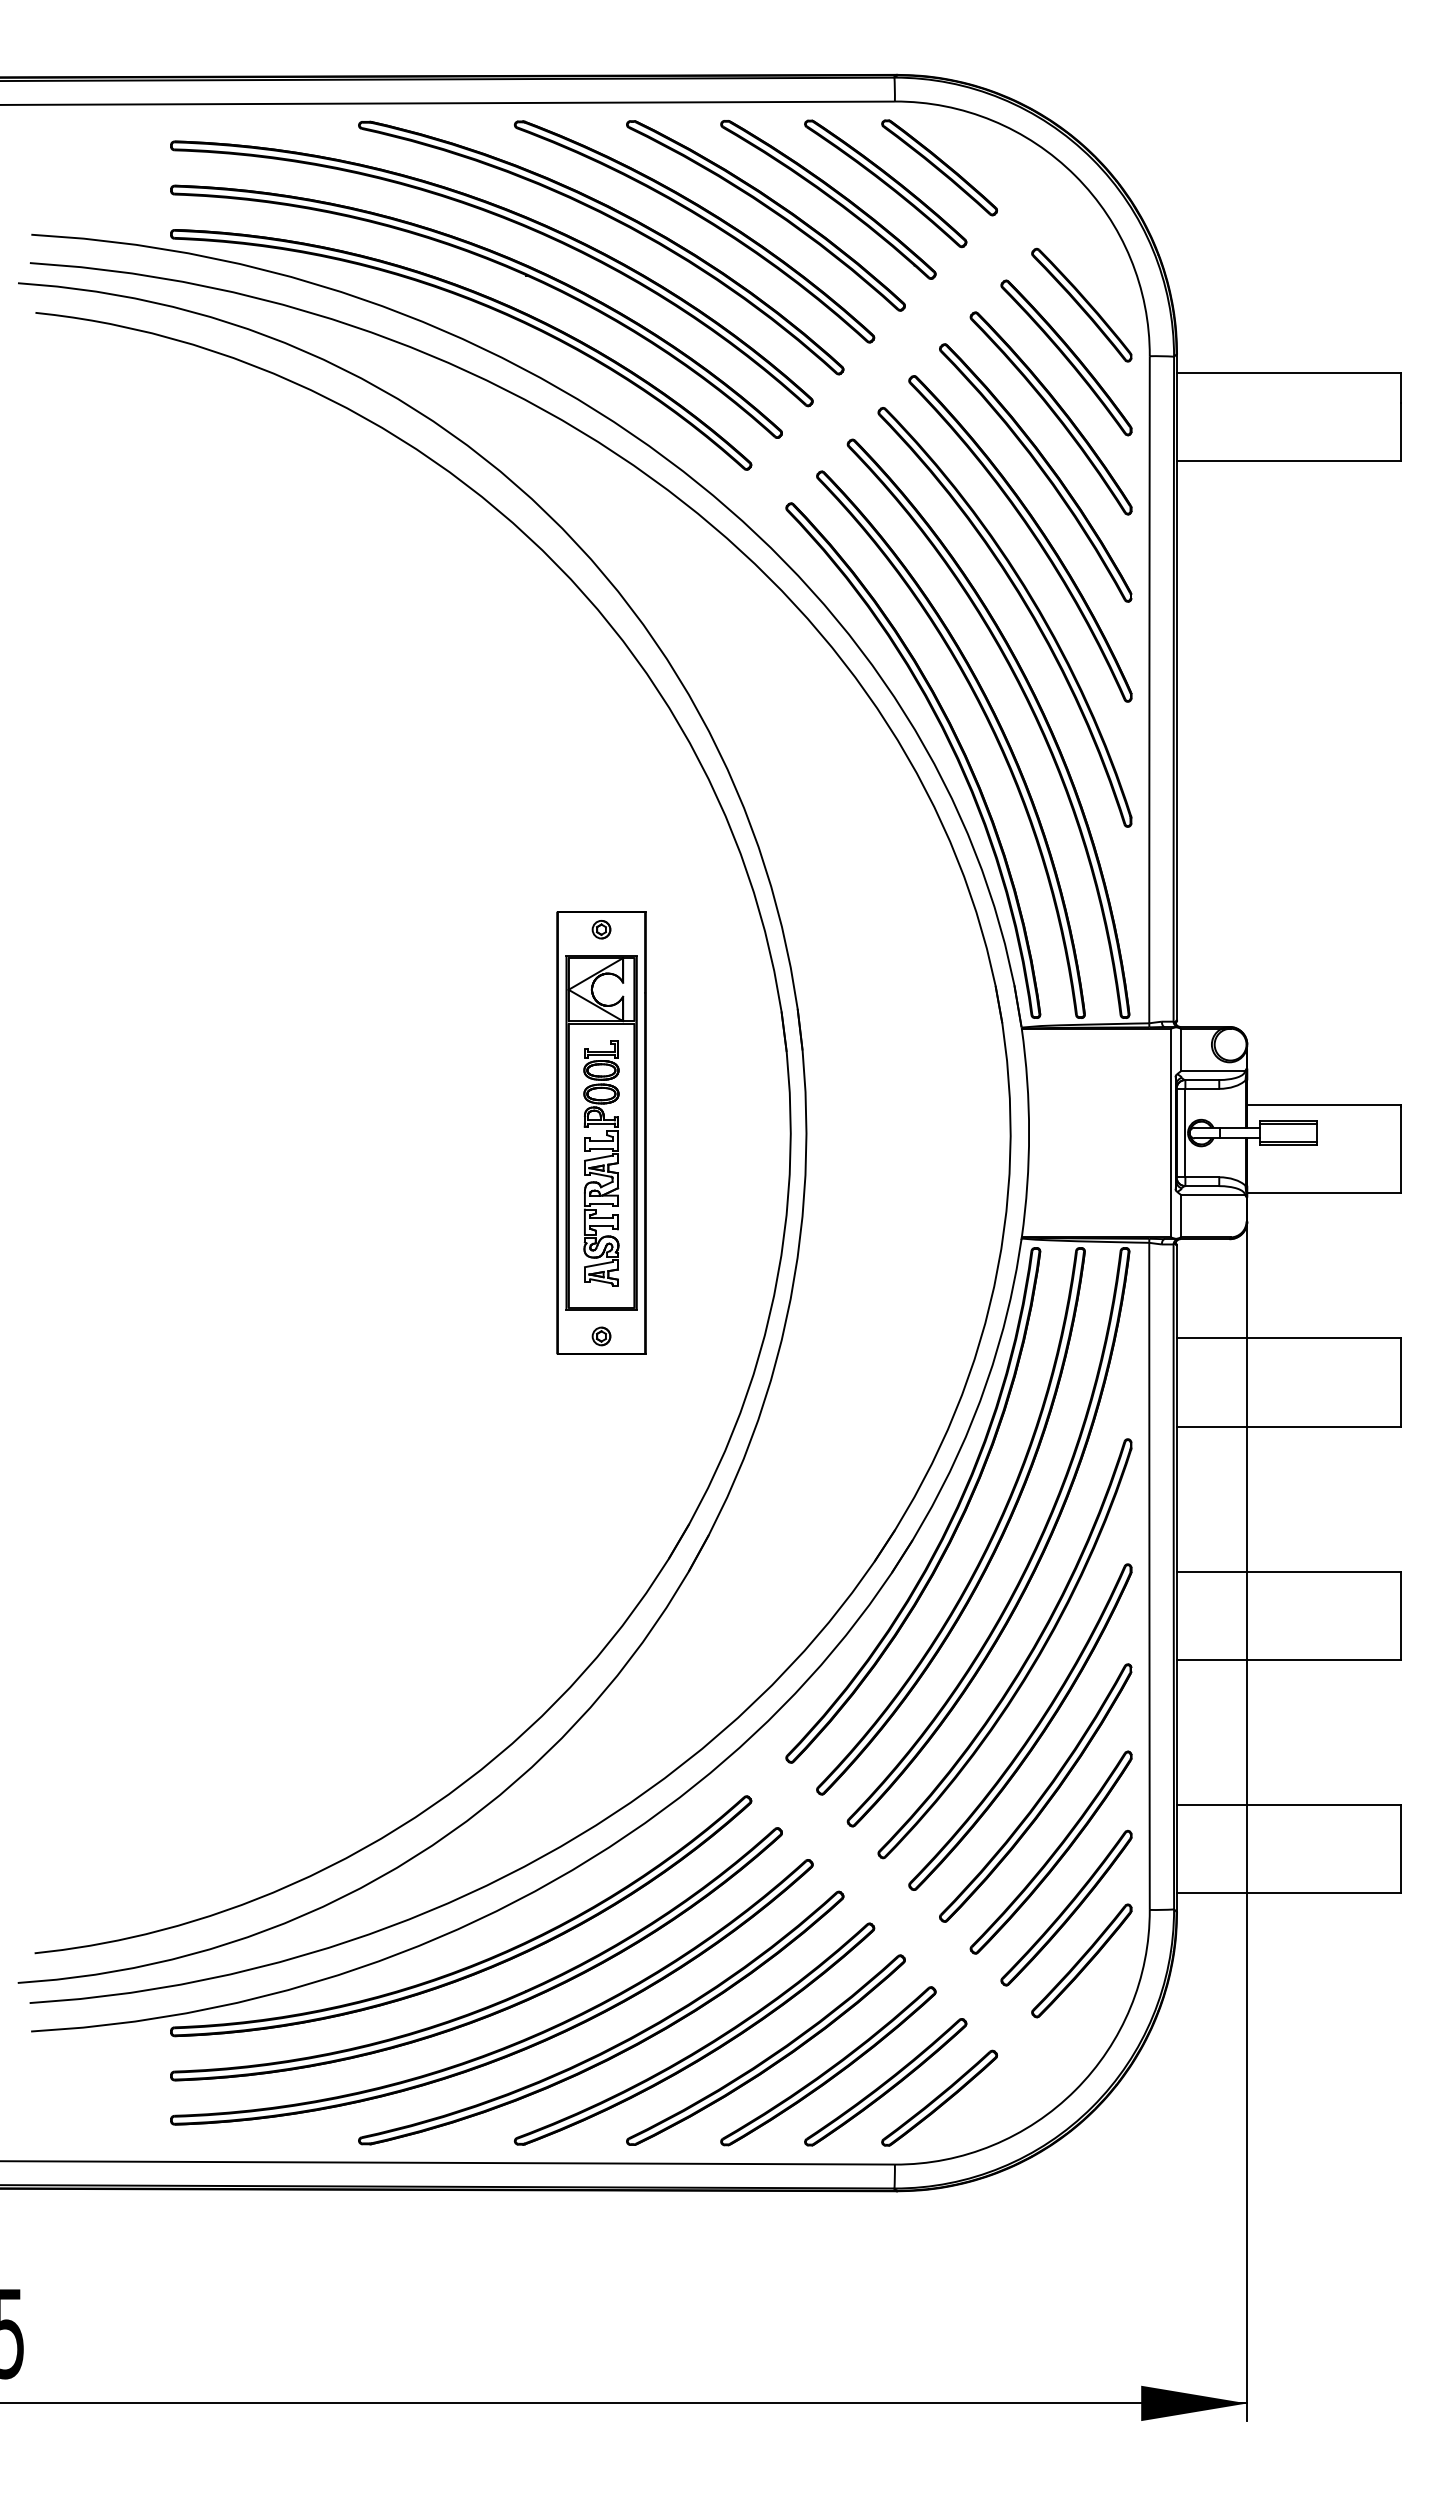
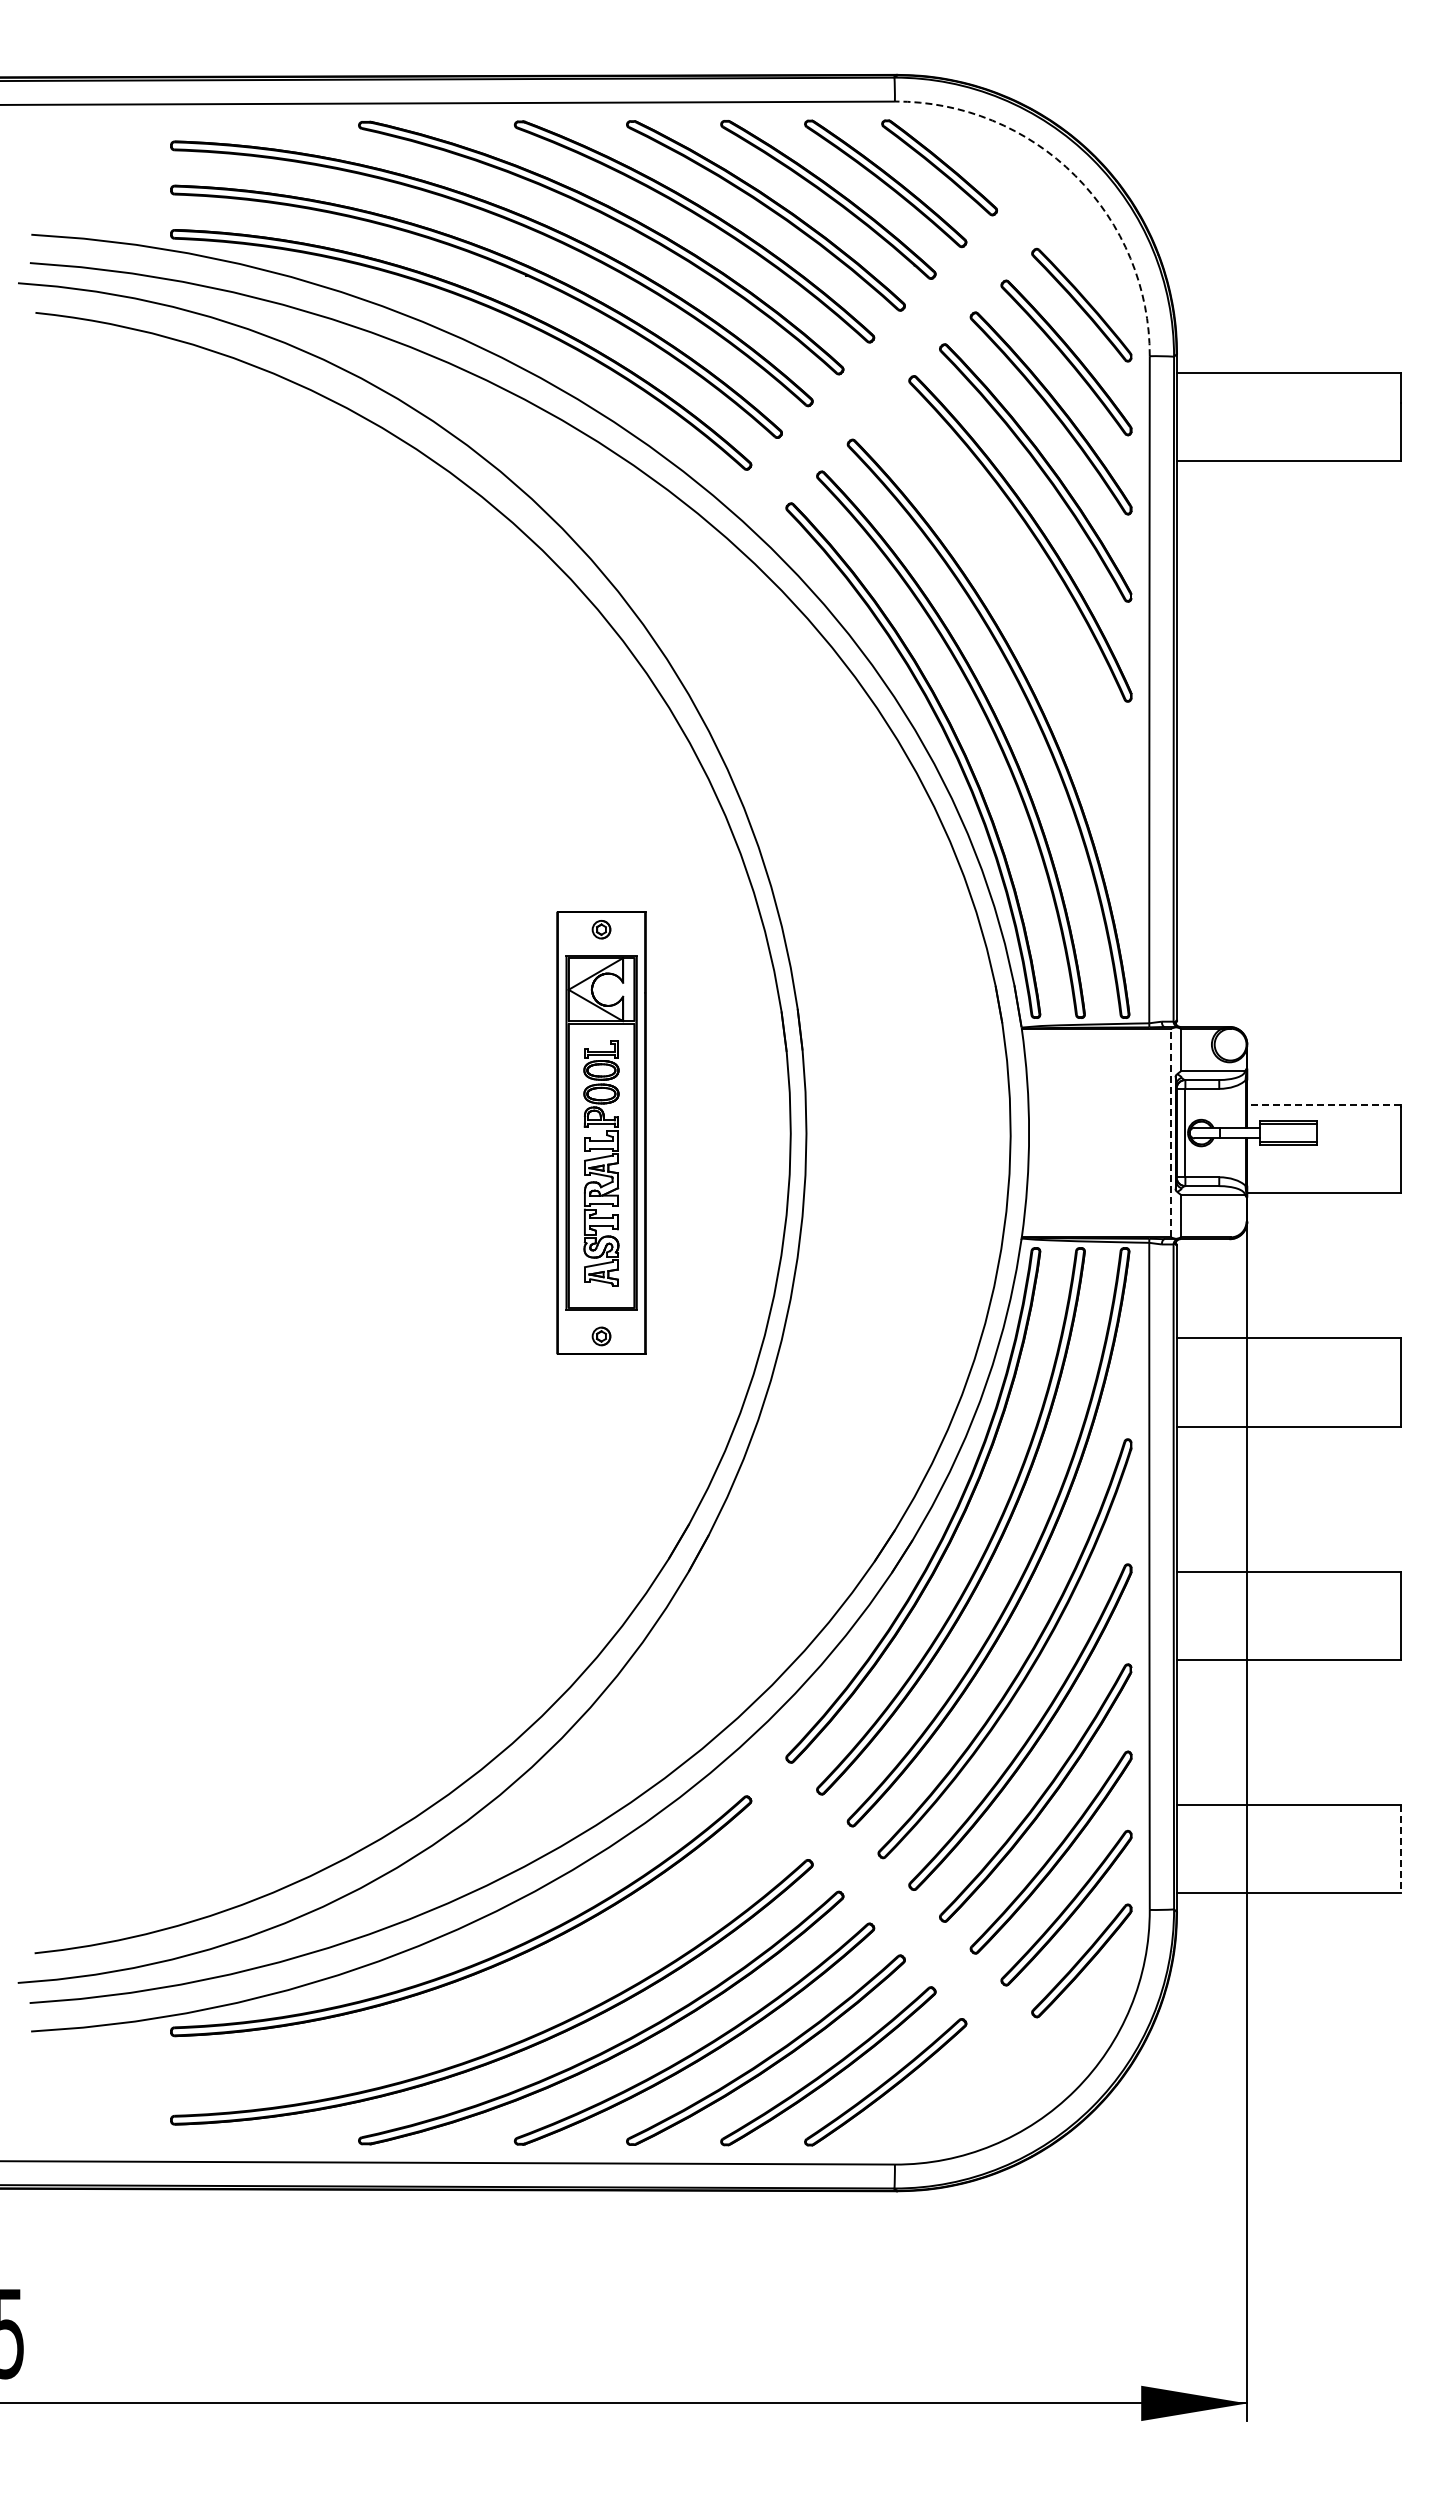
arc: solid -> dashed (1075, 175)
part: present -> none (1024, 605)
line: solid -> dashed (1324, 1104)
line: solid -> dashed (1170, 1132)
line: solid -> dashed (1400, 1849)
part: present -> none (493, 2003)
part: present -> none (939, 2097)
